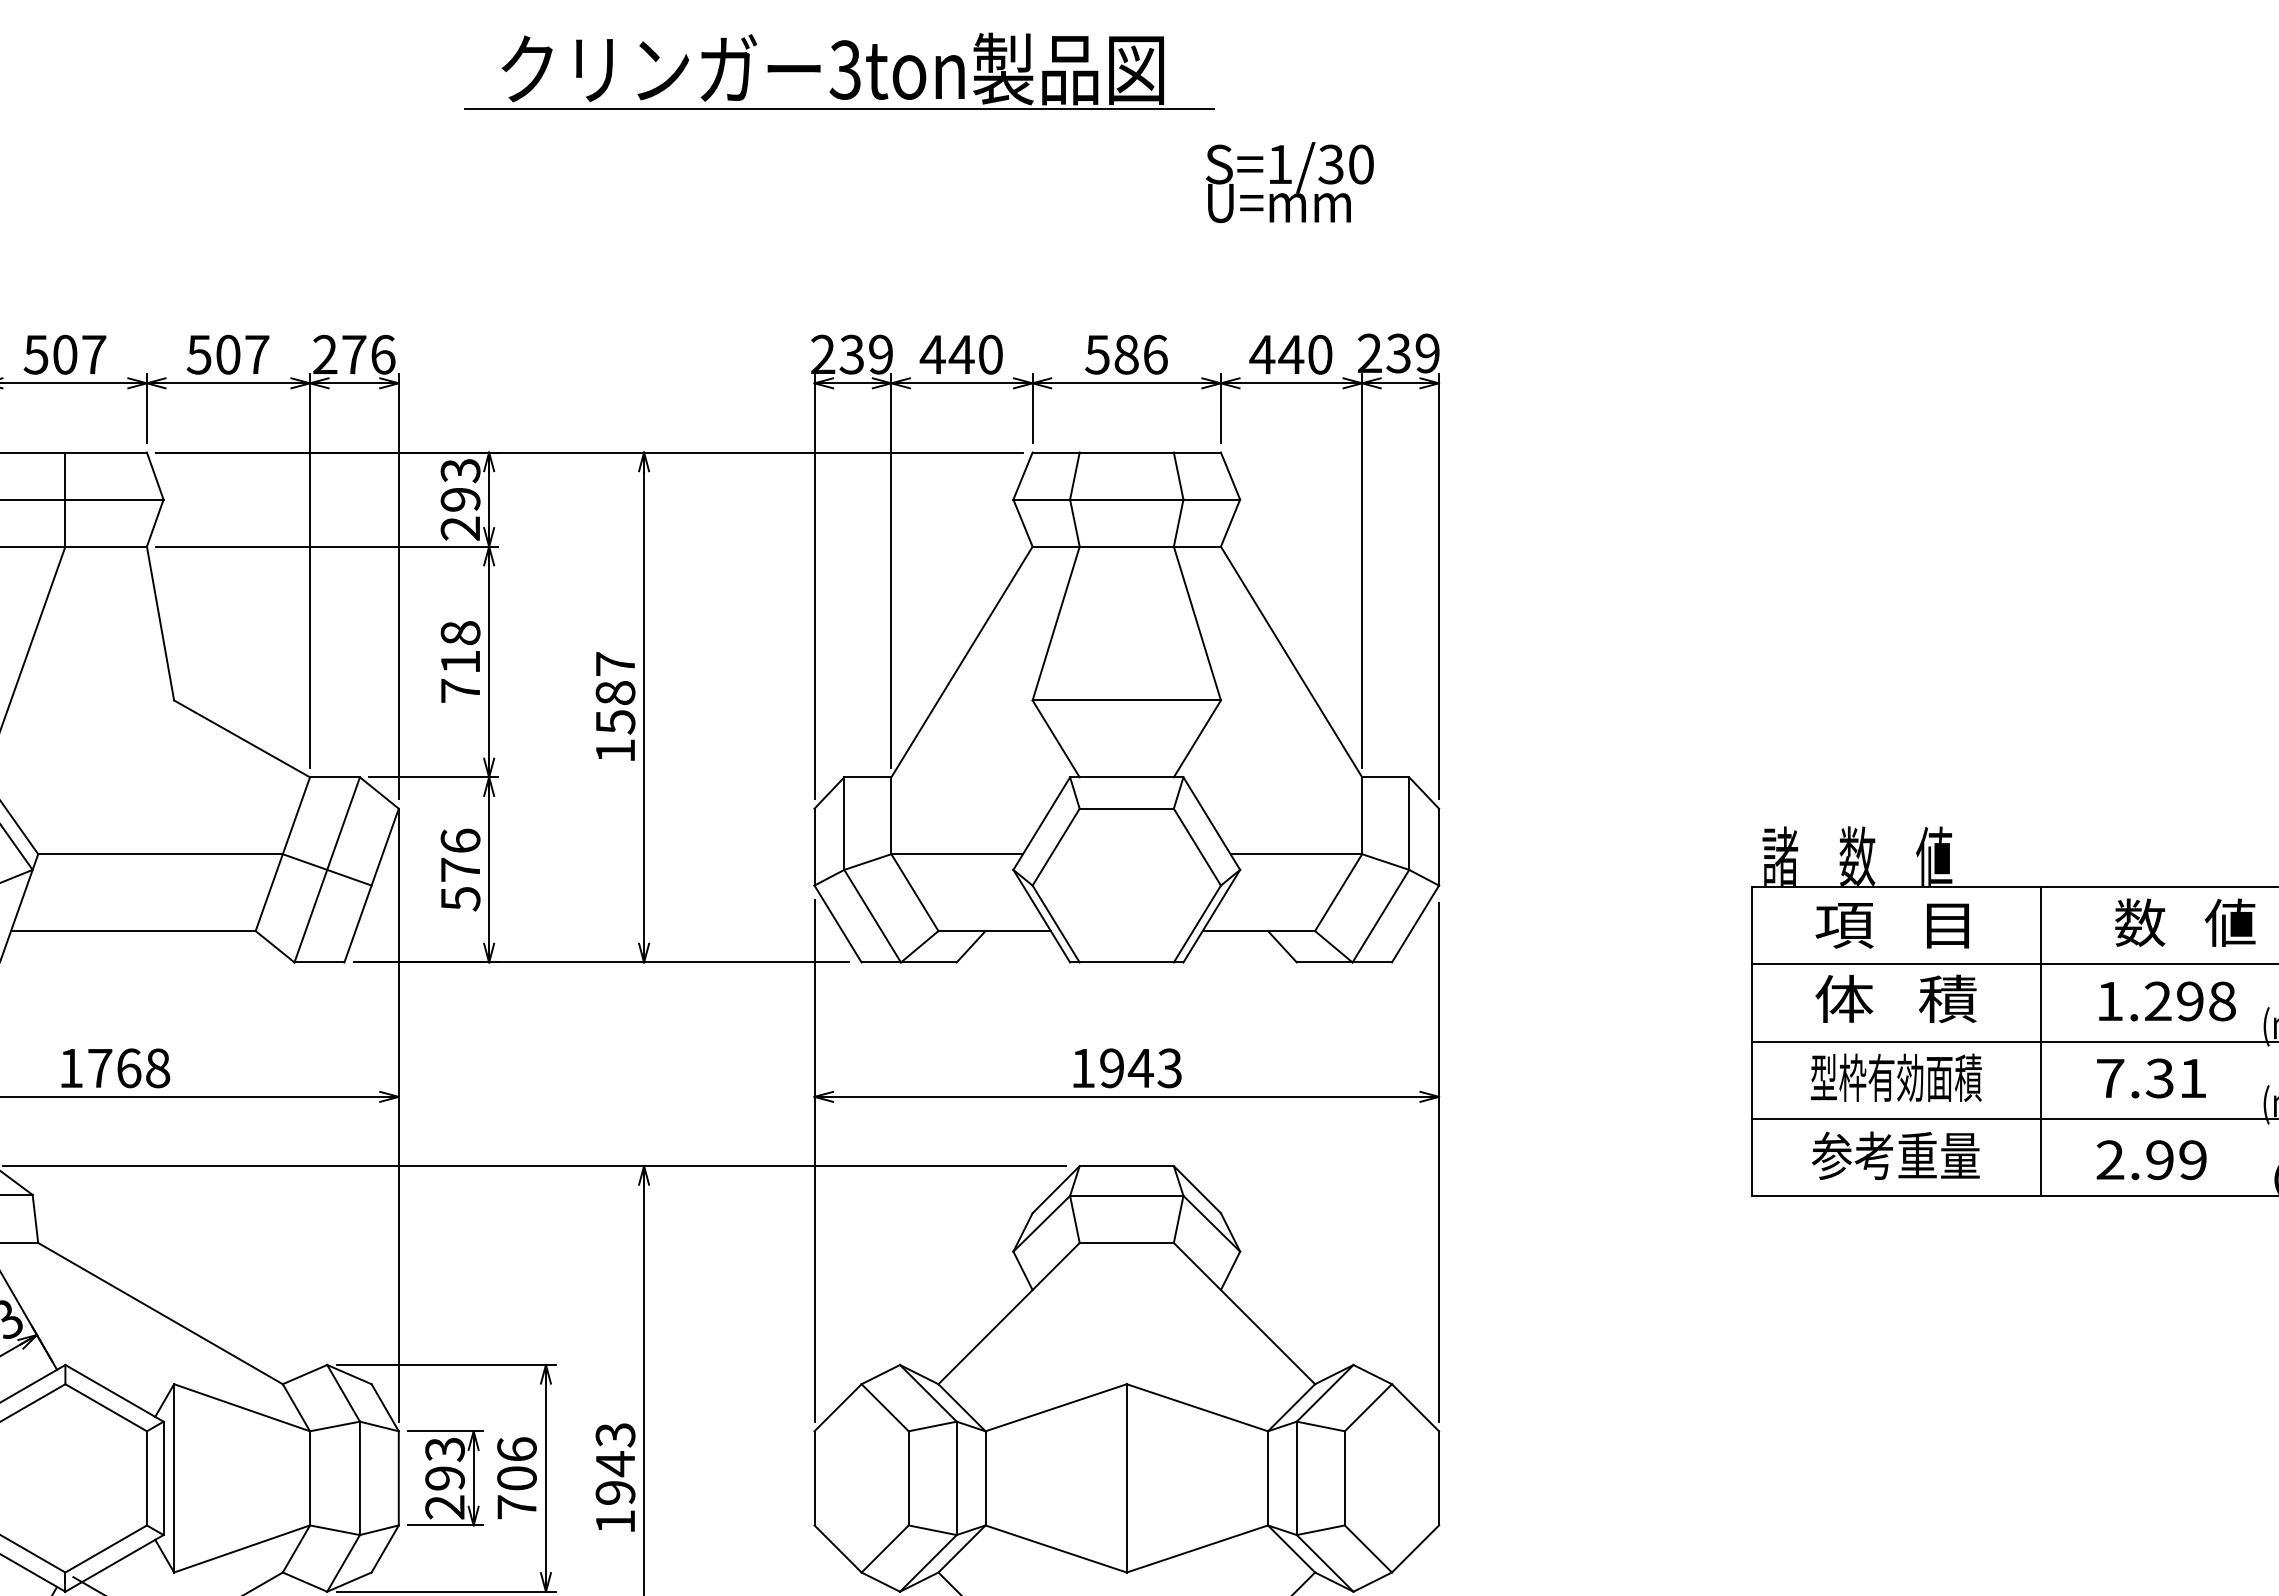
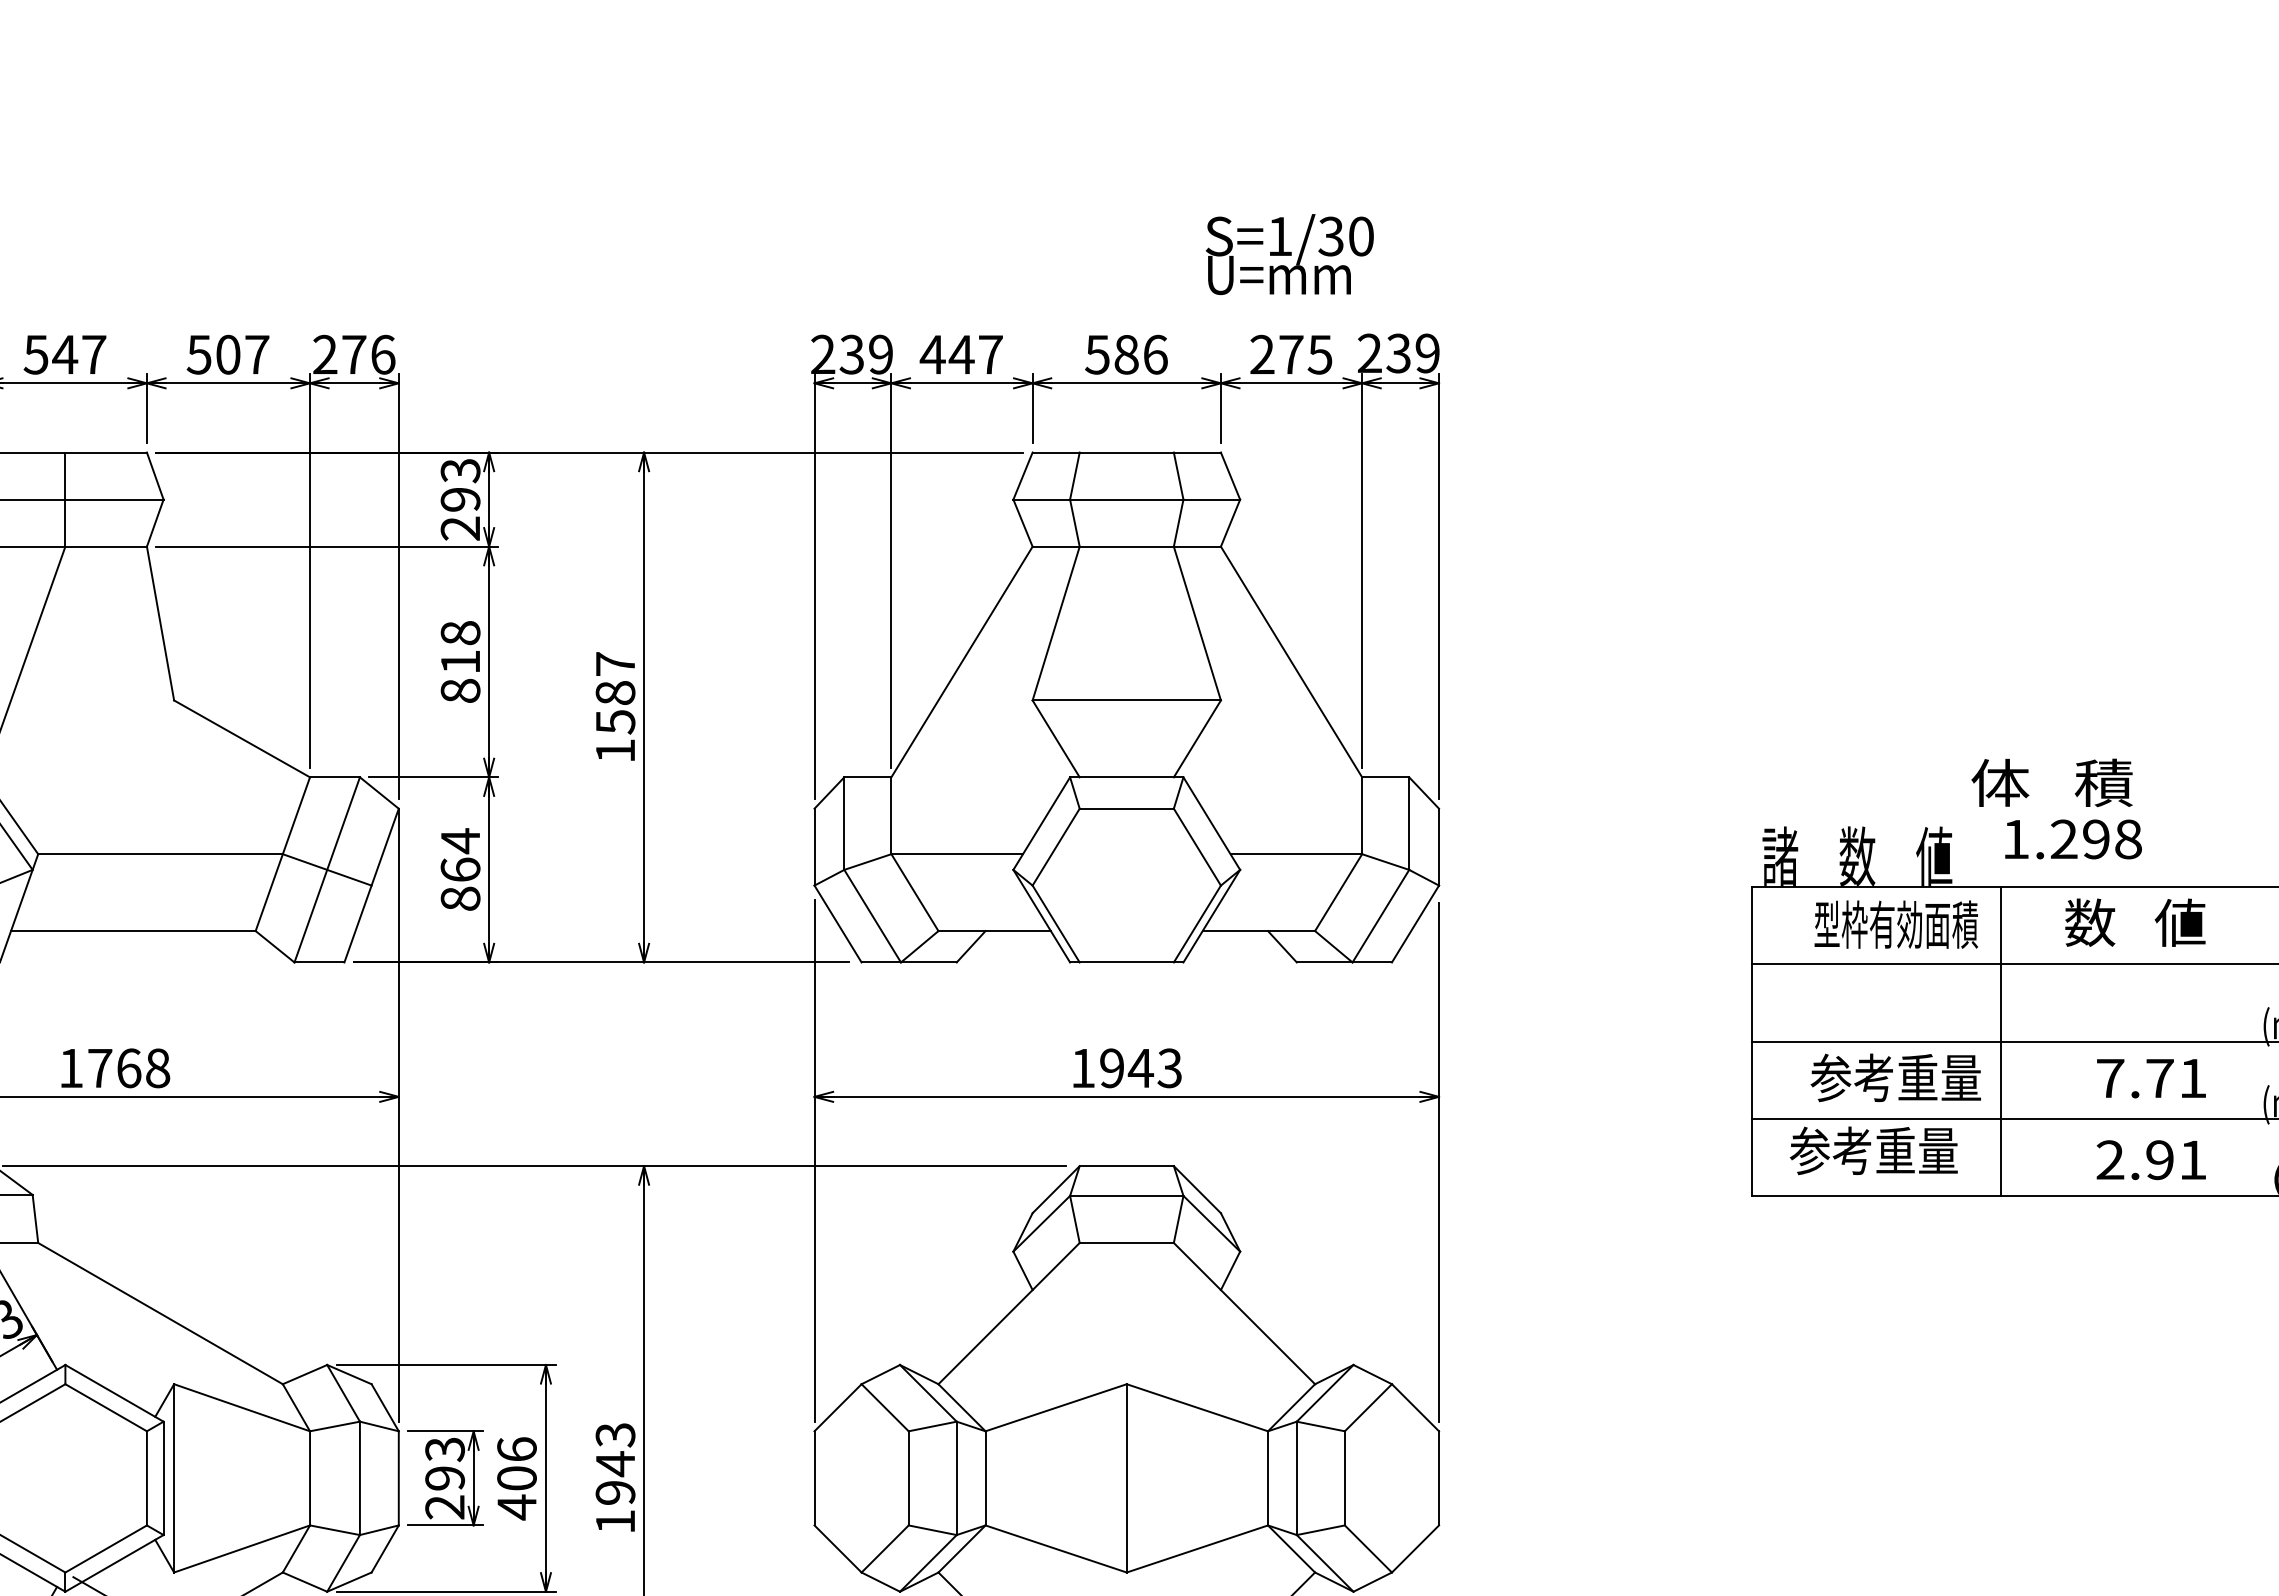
part: present -> none (839, 70)
text position: (1289, 182) -> (1289, 254) (1289, 254)
text: 507 -> 547 (65, 354)
text: 440 -> 447 (990, 354)
text: 440 -> 275 (1290, 354)
text: 718 -> 818 (460, 690)
text: 576 -> 864 (460, 869)
text position: (2185, 922) -> (2135, 922) (2135, 922)
text: 項   目 -> 型枠有効面積 (1895, 924)
text position: (1895, 998) -> (2051, 782) (2051, 782)
text position: (2167, 1001) -> (2073, 839) (2073, 839)
line position: (2040, 1041) -> (2000, 1041) (2000, 1041)
text: 型枠有効面積 -> 参考重量 (1895, 1077)
text: 7.31 -> 7.71 (2159, 1078)
text position: (1895, 1155) -> (1873, 1150) (1873, 1150)
text: 2.99 -> 2.91 (2192, 1160)
text: 706 -> 406 (516, 1507)
